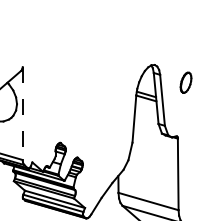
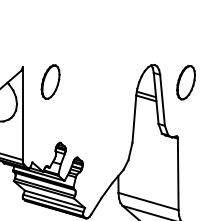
part: none -> present (50, 81)
part size: 14x23 px -> 20x36 px (185, 82)
line: dashed -> solid (22, 114)
